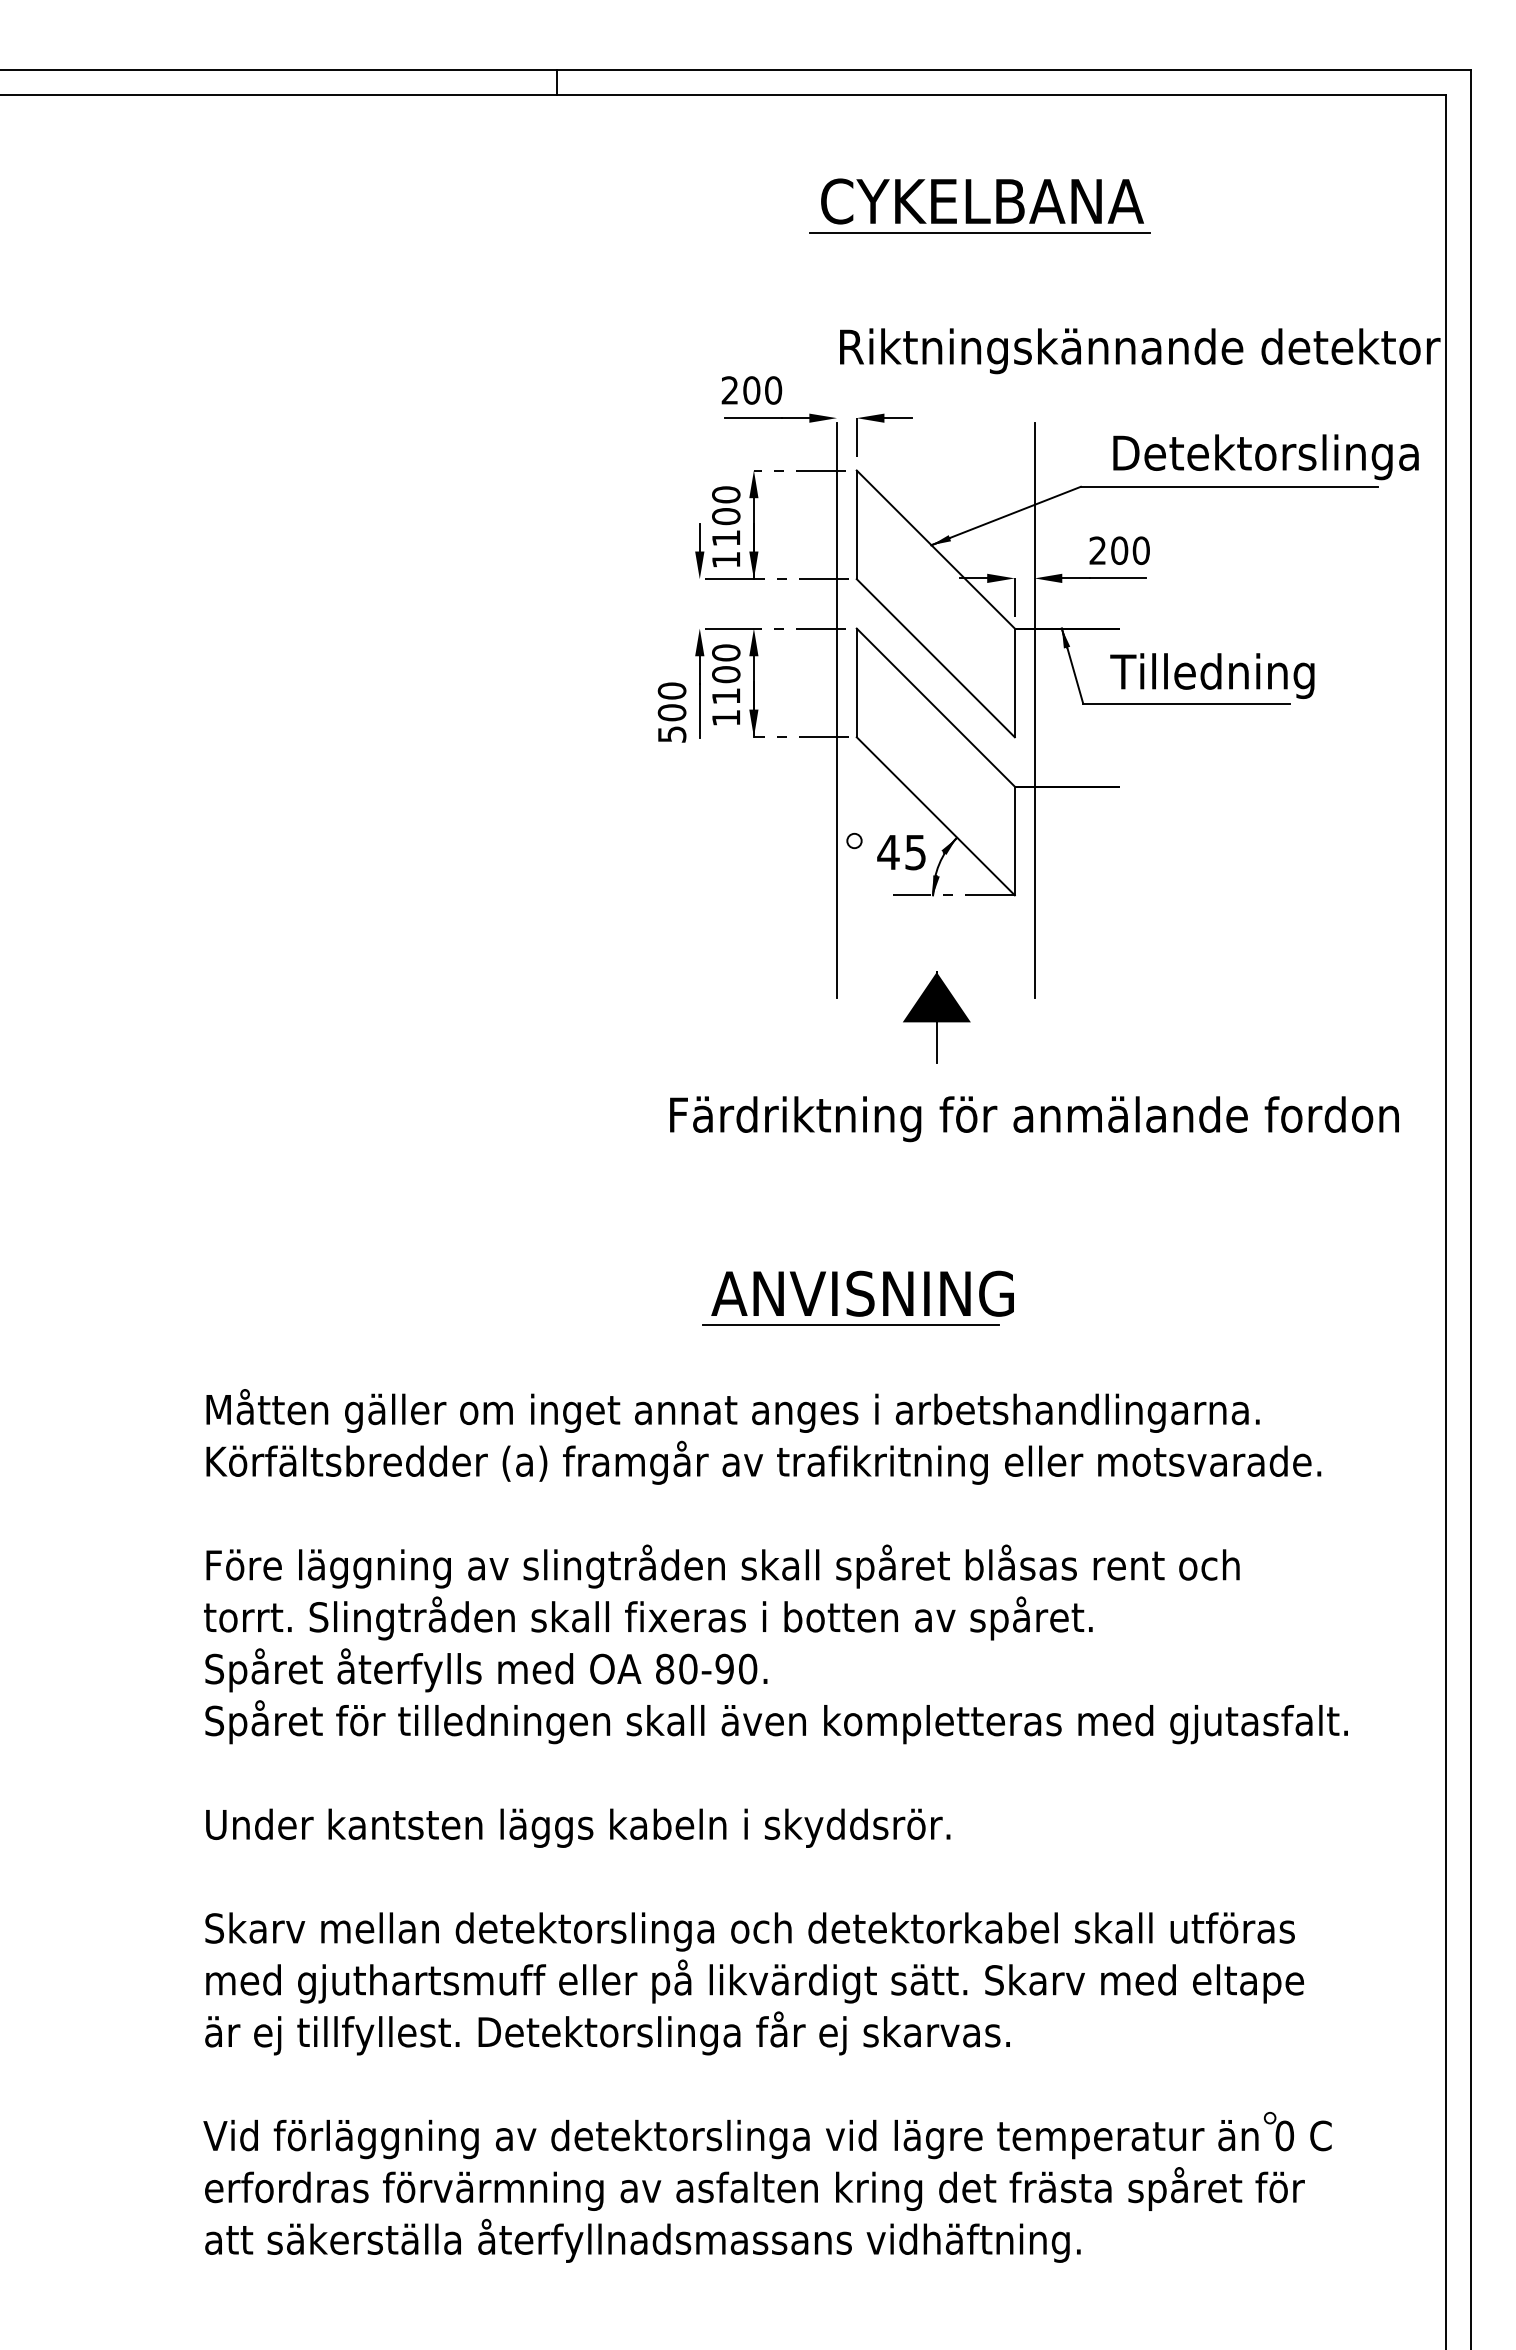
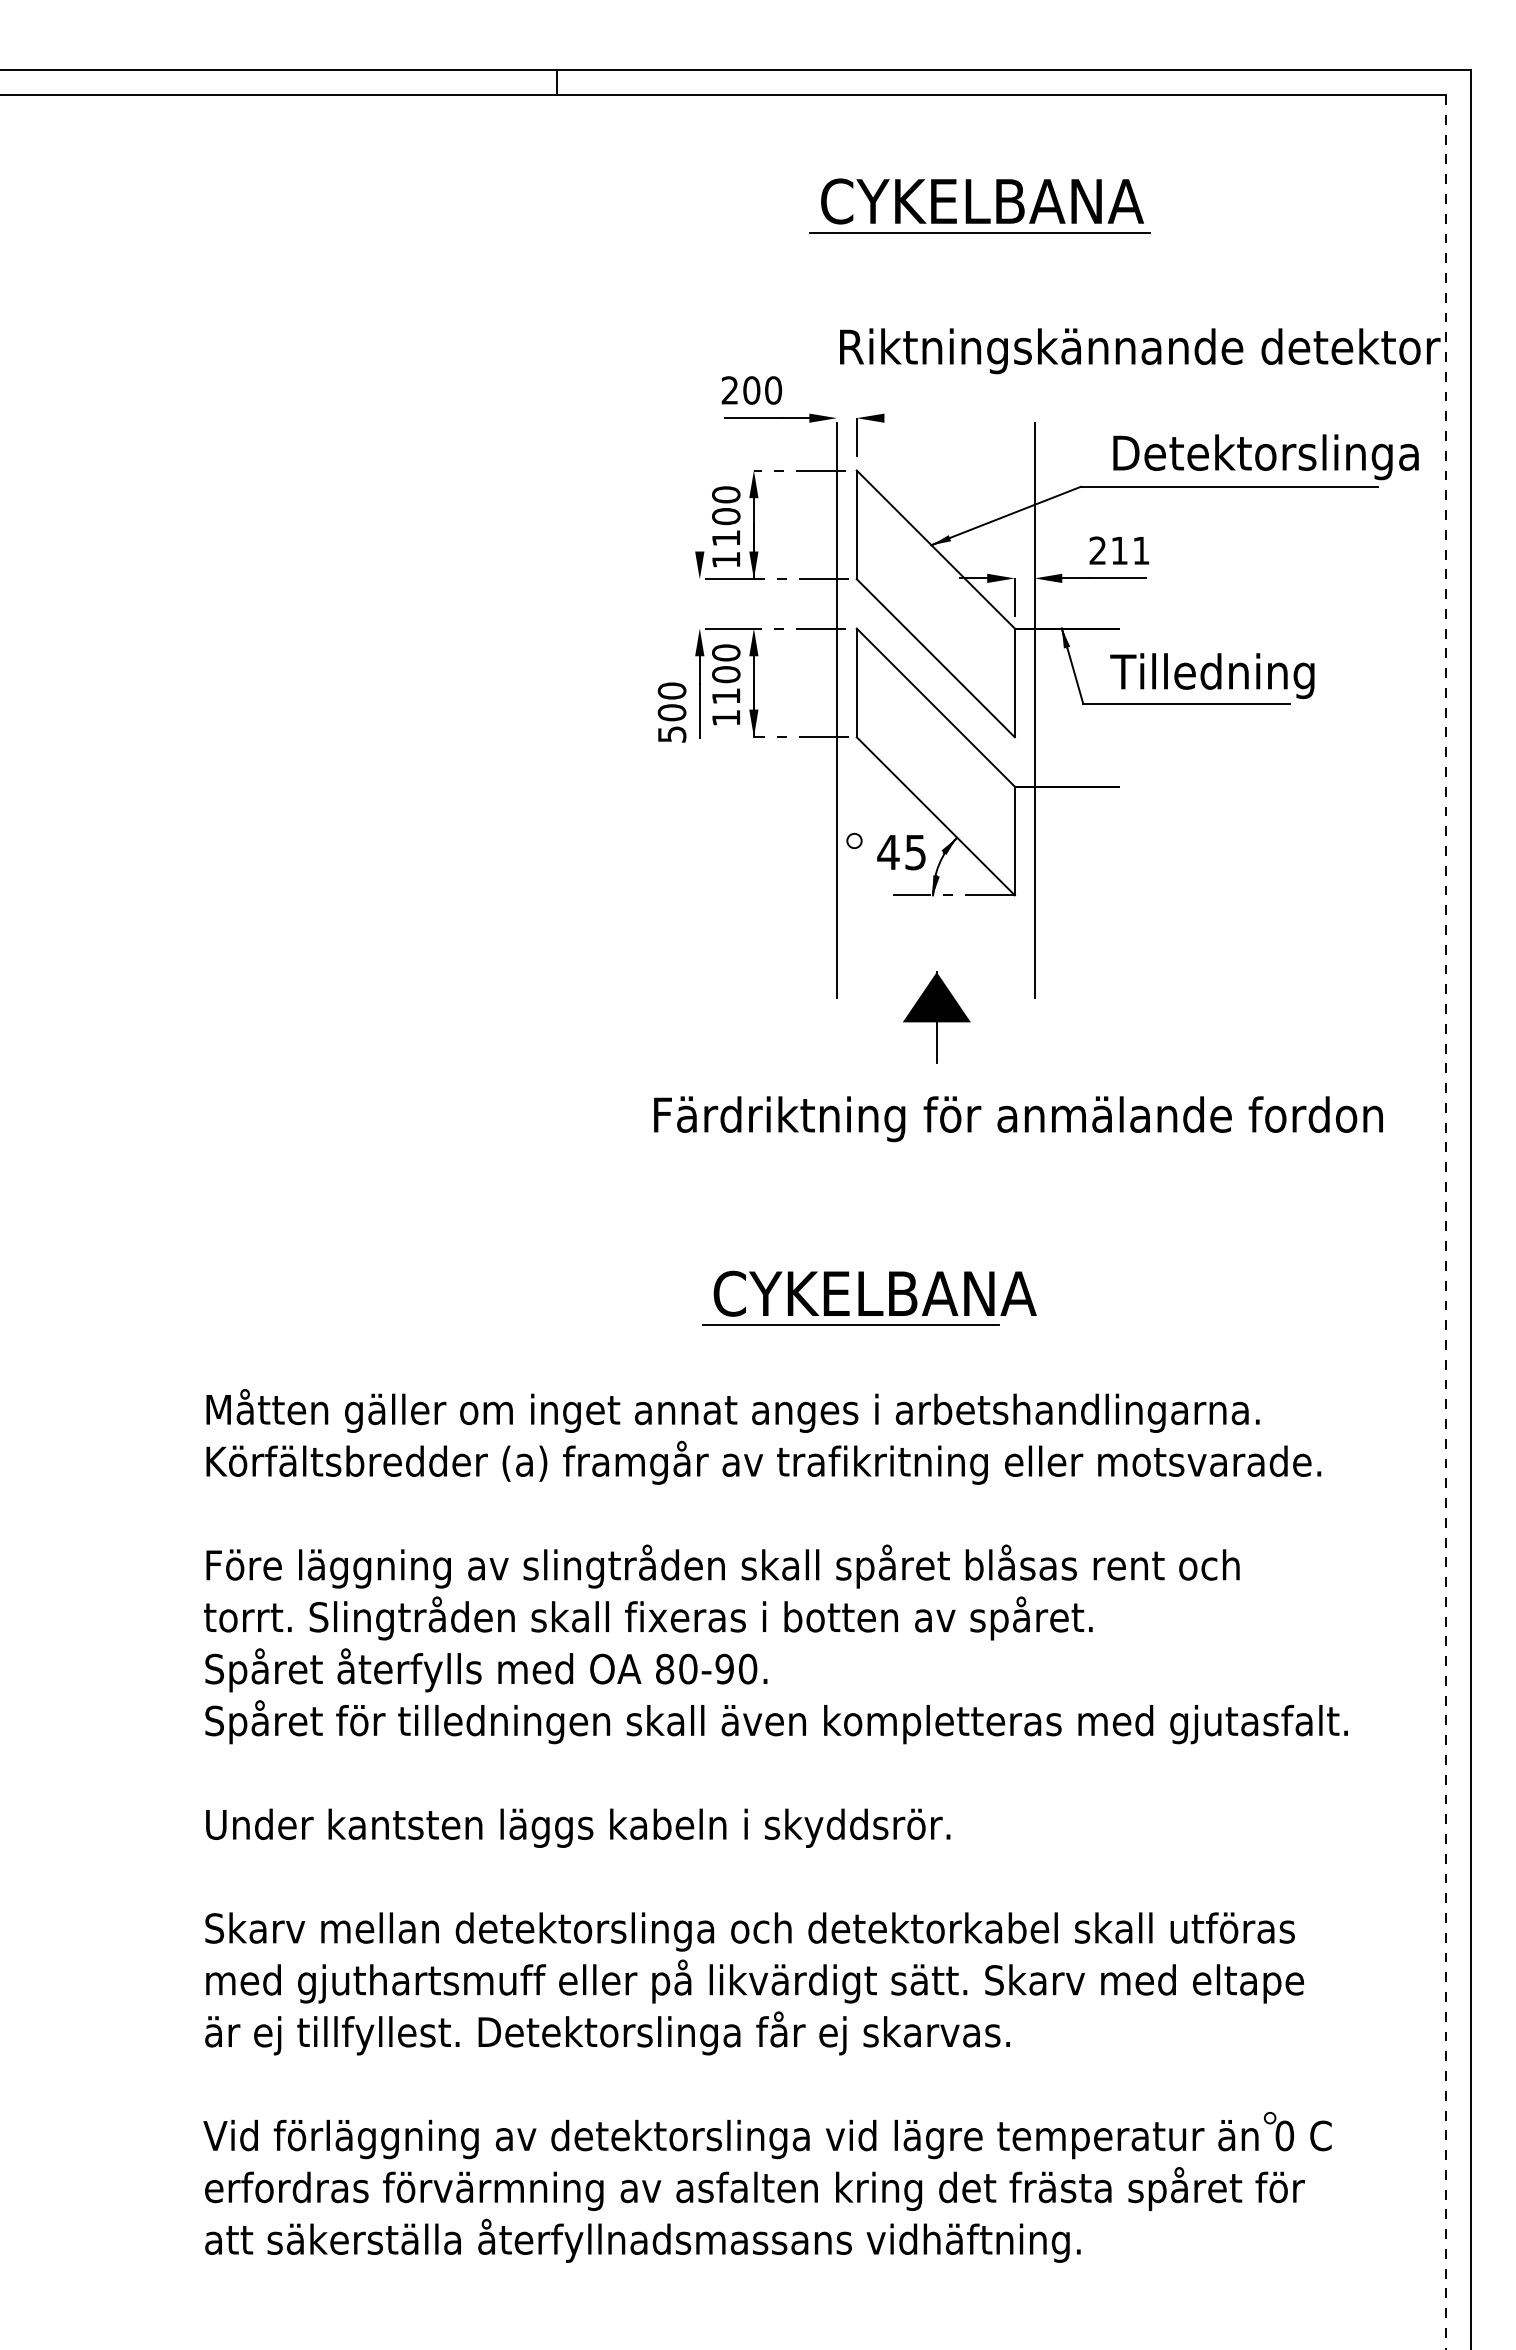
line: present -> none (898, 418)
line: present -> none (699, 537)
text: 200 -> 211 (1130, 550)
text position: (1034, 1119) -> (1018, 1119) (1018, 1119)
line: solid -> dashed (1445, 1222)
text: ANVISNING -> CYKELBANA (873, 1293)
